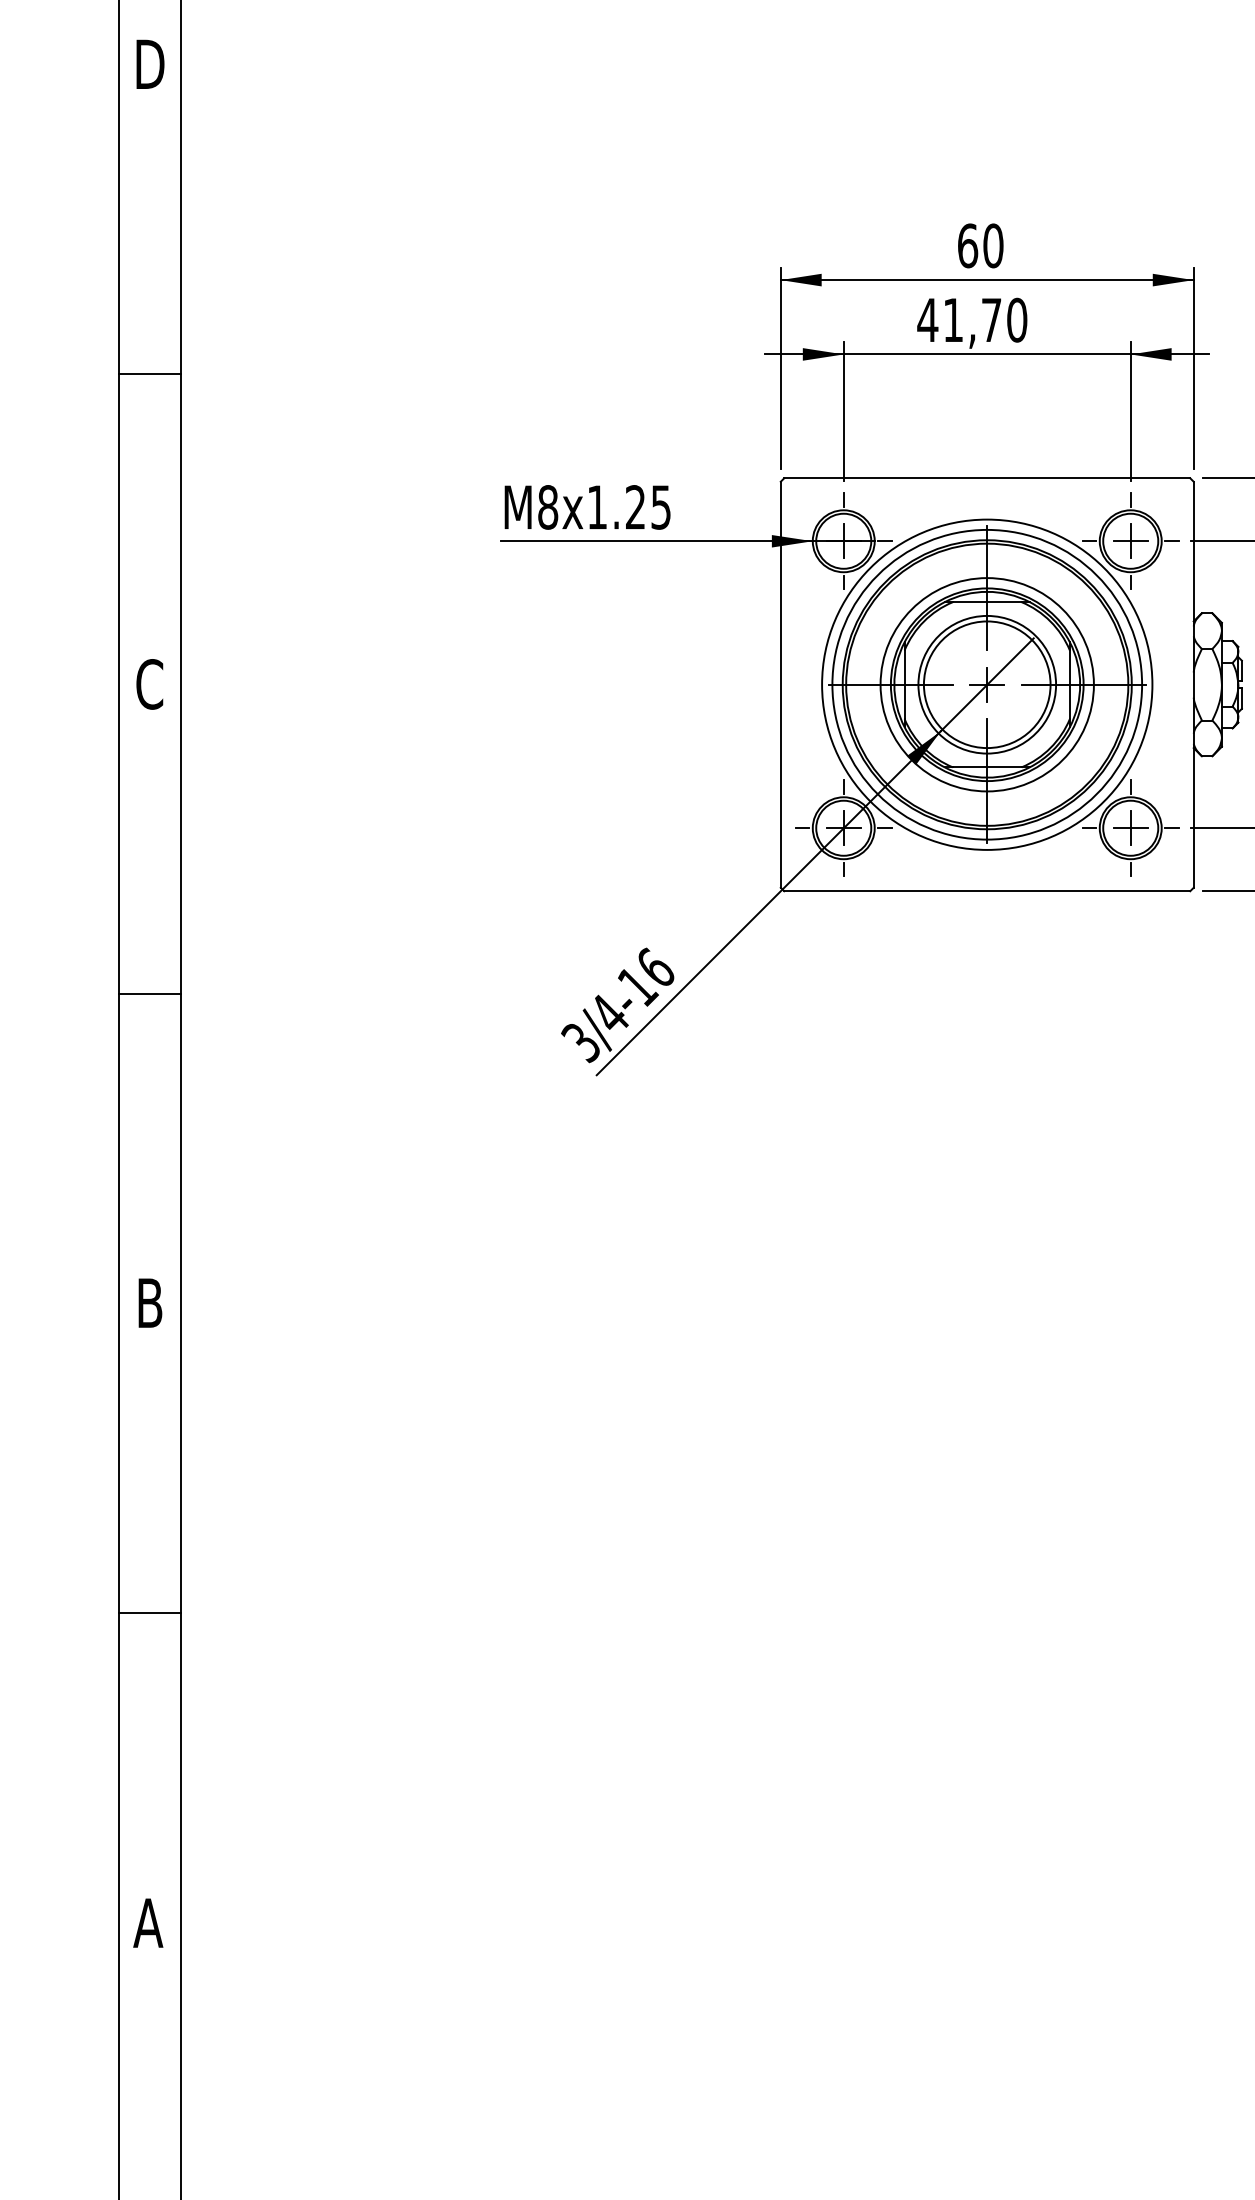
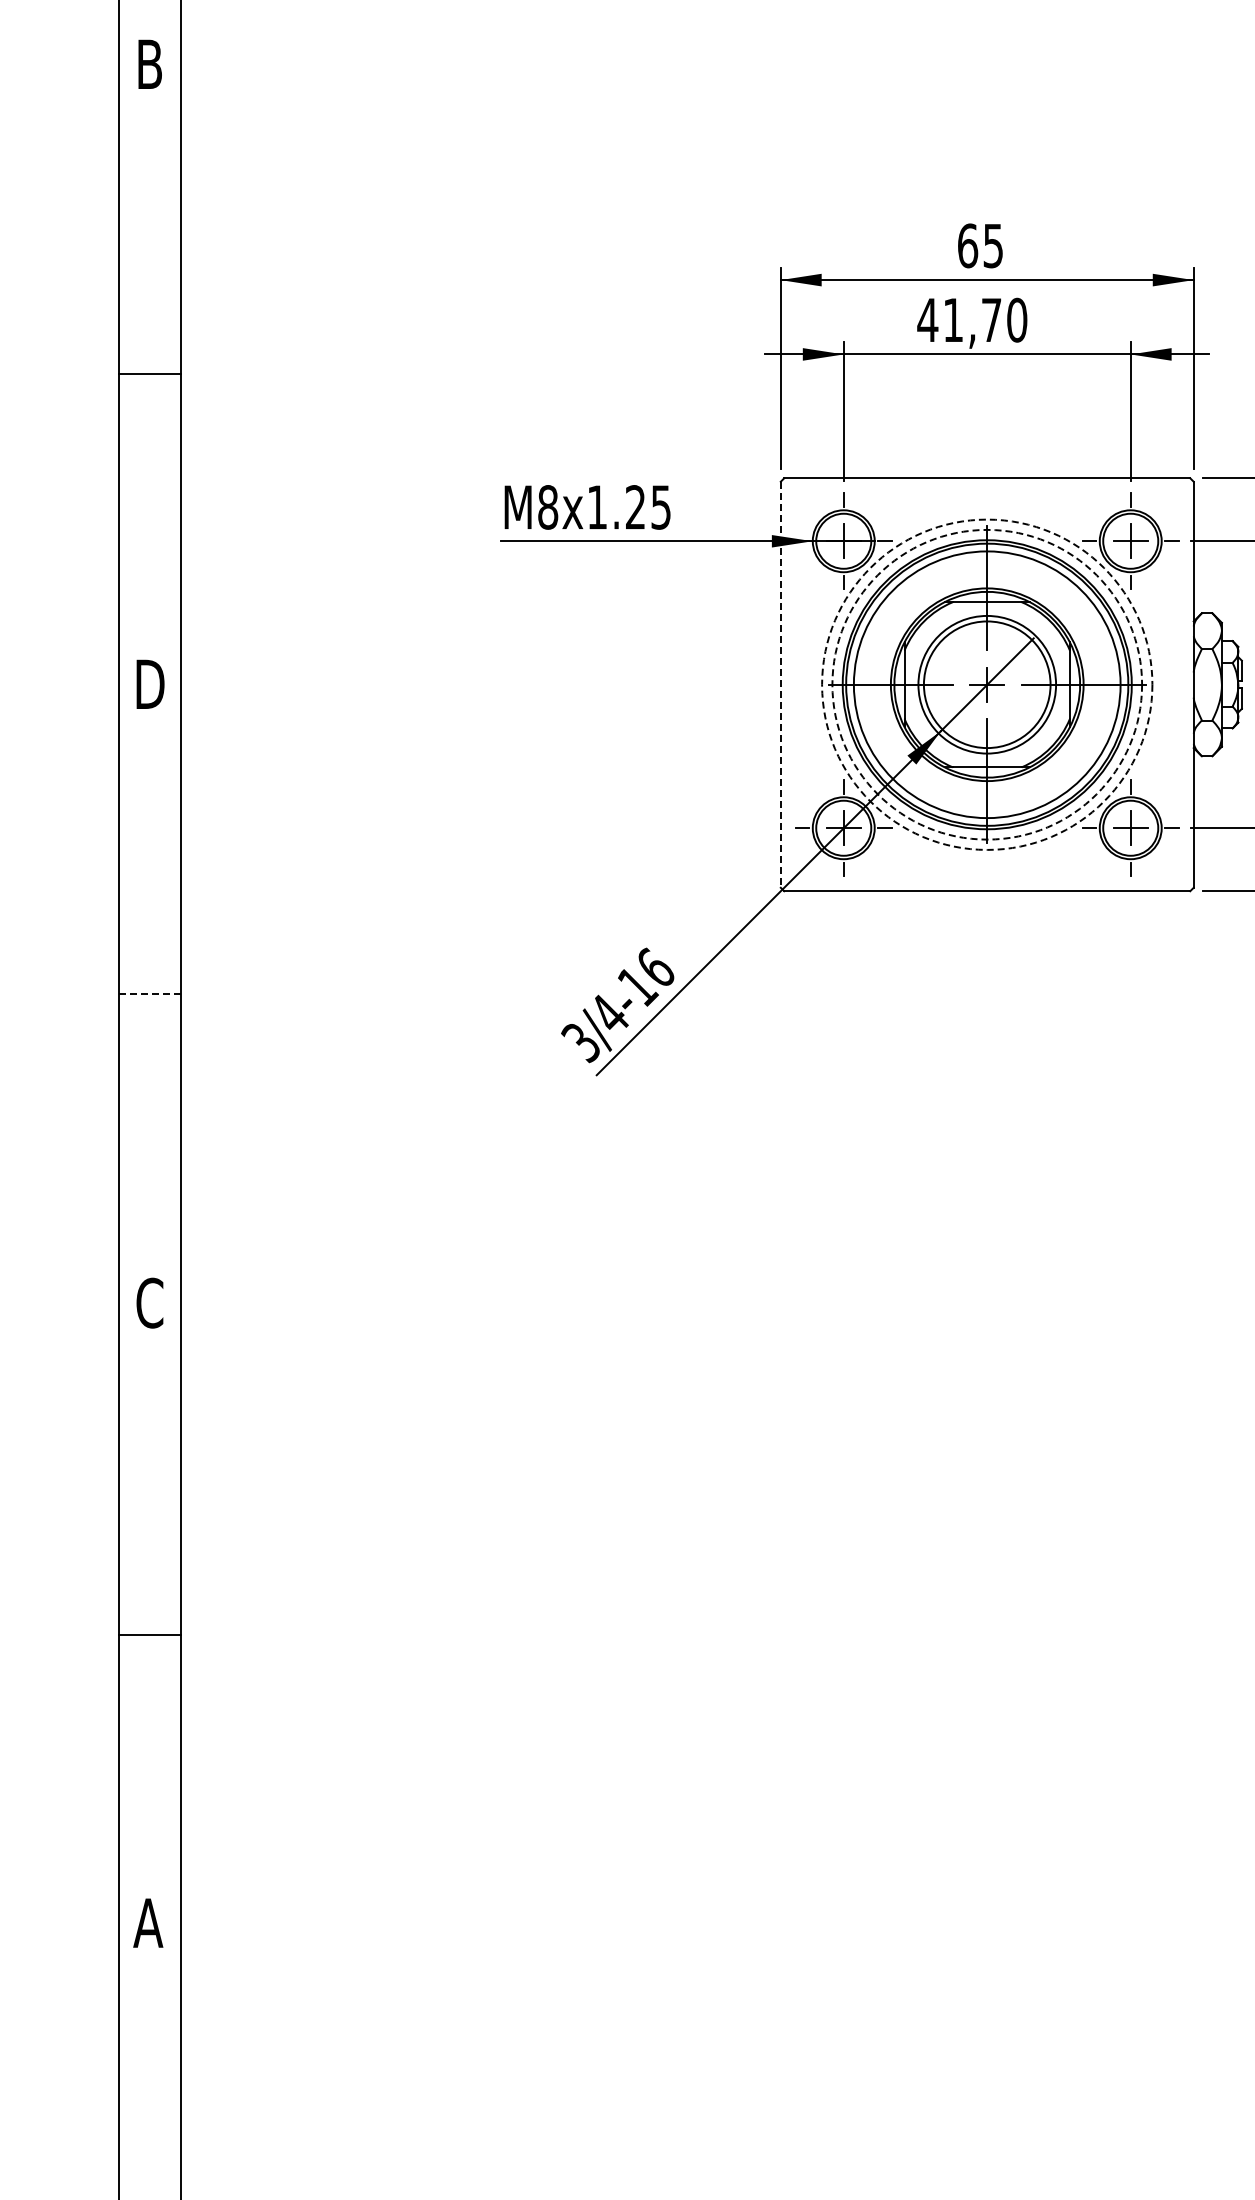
text: D -> B (150, 63)
text: 60 -> 65 (993, 245)
text: C -> D (150, 684)
circle diameter: 213 px -> 267 px (986, 684)
circle: solid -> dashed (987, 684)
circle: solid -> dashed (987, 684)
line: solid -> dashed (780, 685)
line: solid -> dashed (150, 993)
text: B -> C (149, 1302)
line position: (150, 1613) -> (150, 1635) (150, 1635)
